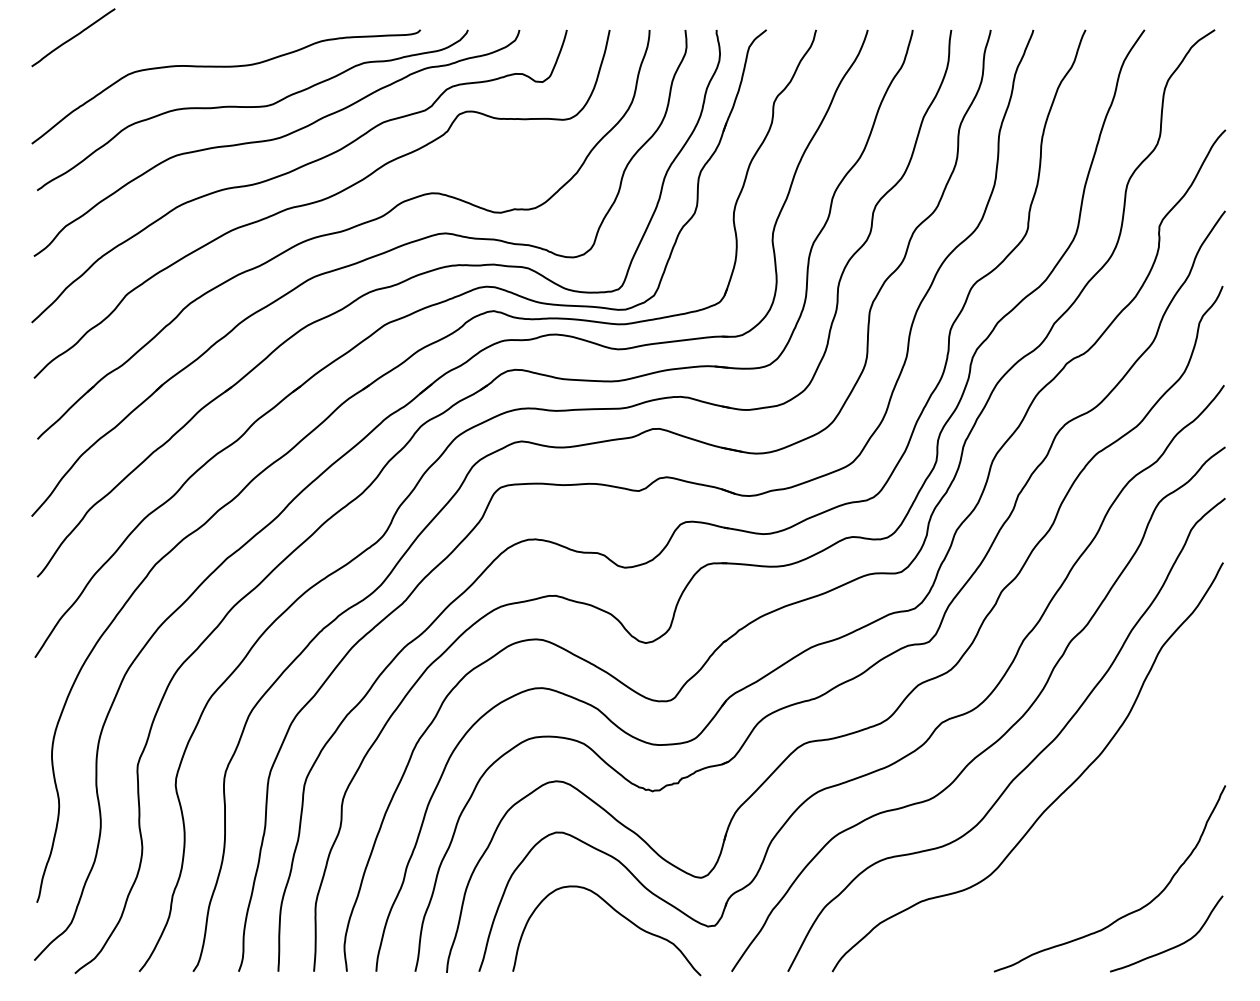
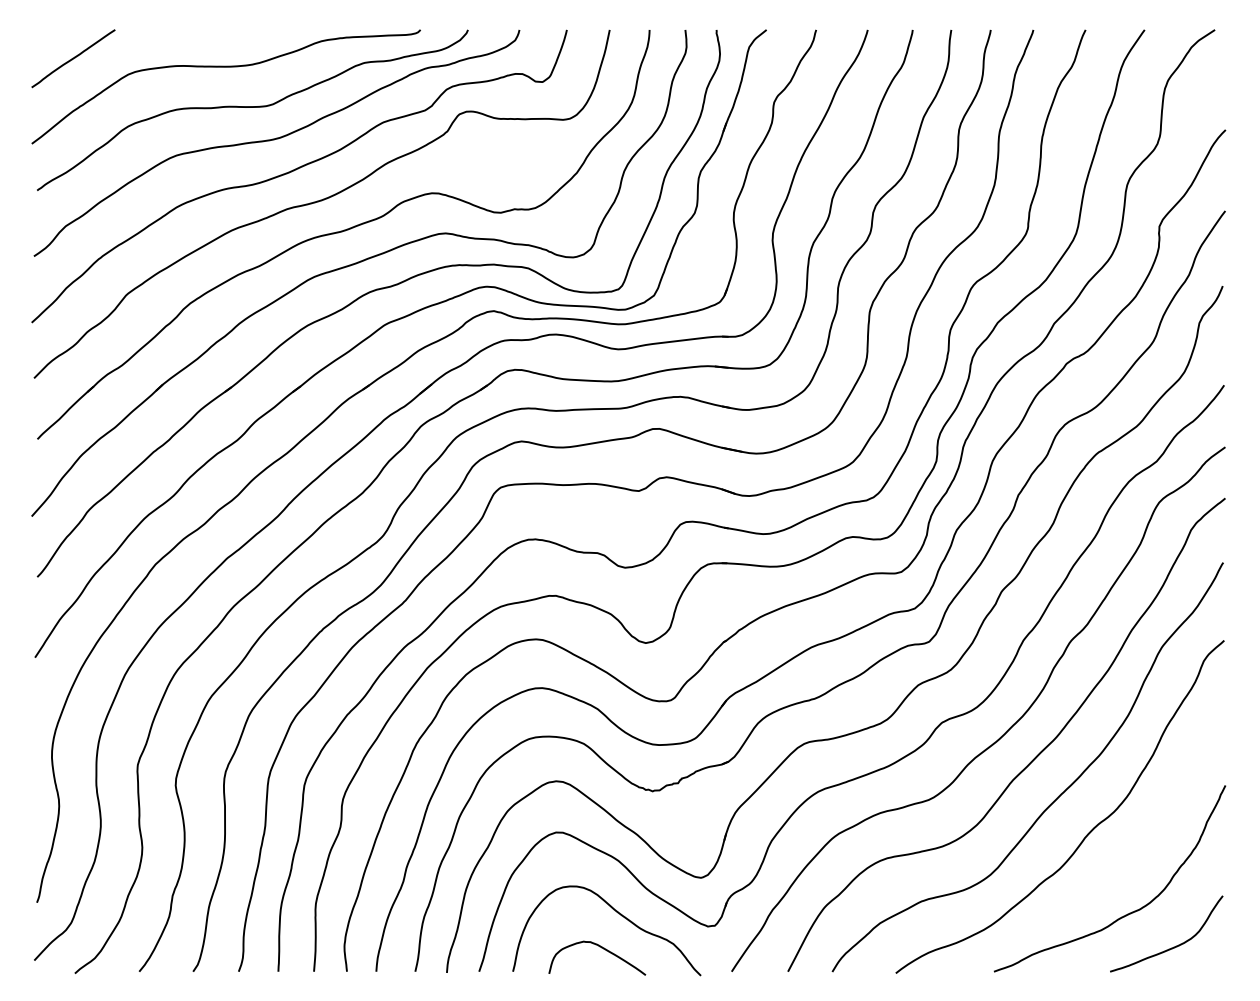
line position: (73, 37) -> (73, 58) (73, 58)
curve: none -> present (1087, 833)
curve: none -> present (601, 948)
